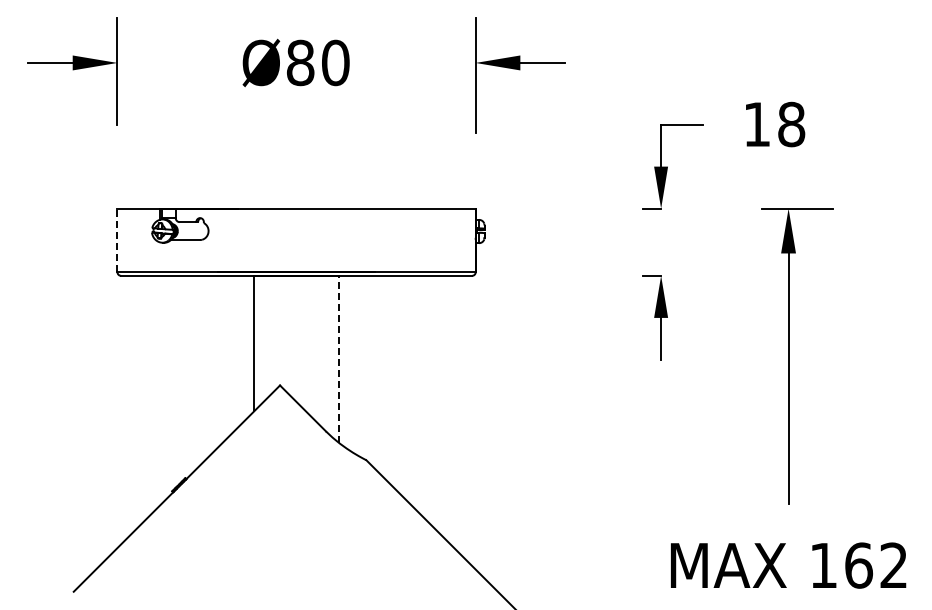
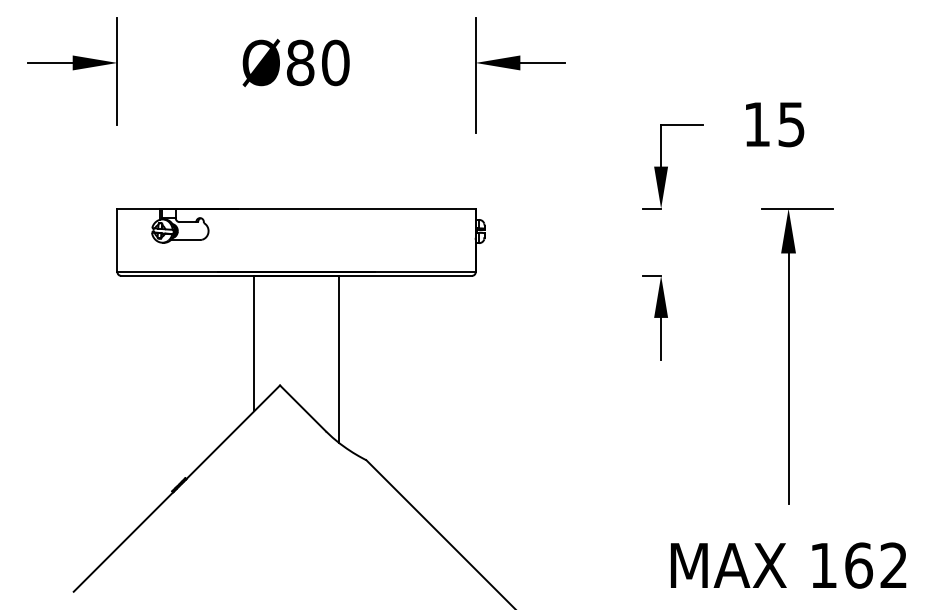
text: 18 -> 15 (791, 124)
line: dashed -> solid (117, 240)
line: dashed -> solid (339, 359)
